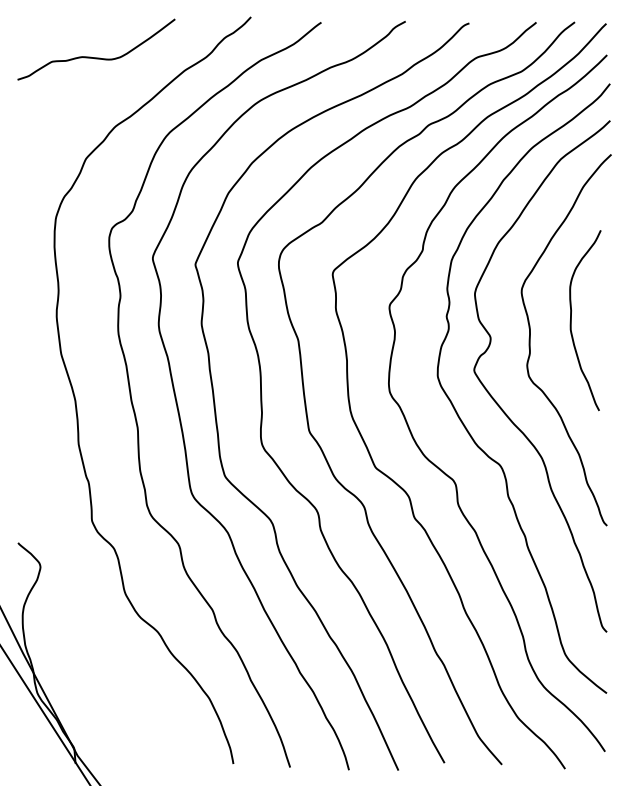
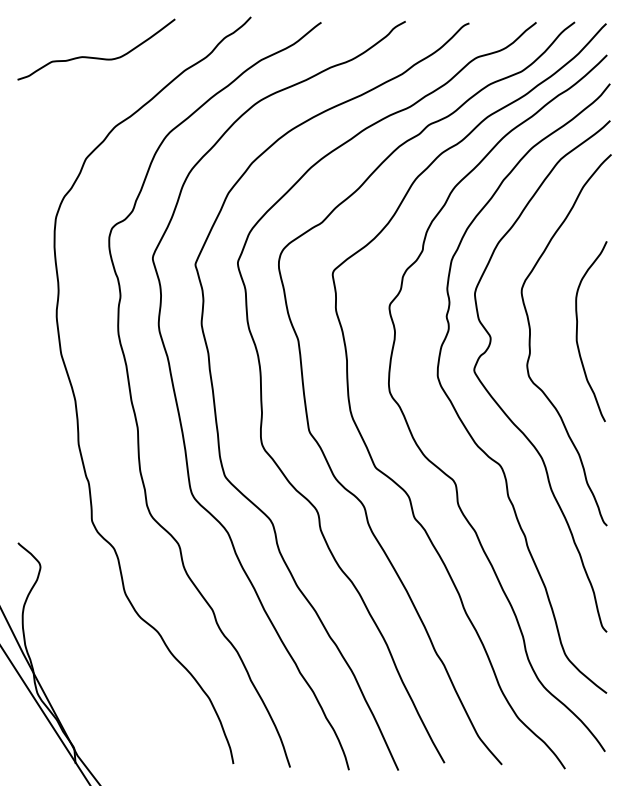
curve position: (571, 320) -> (577, 331) (577, 331)
